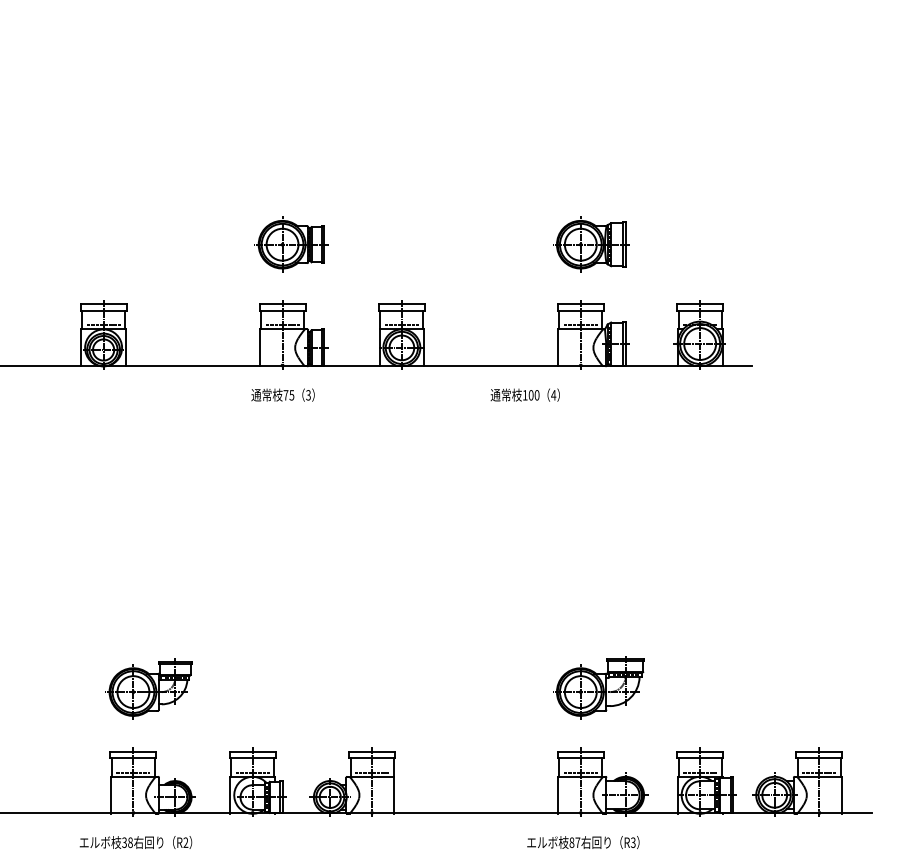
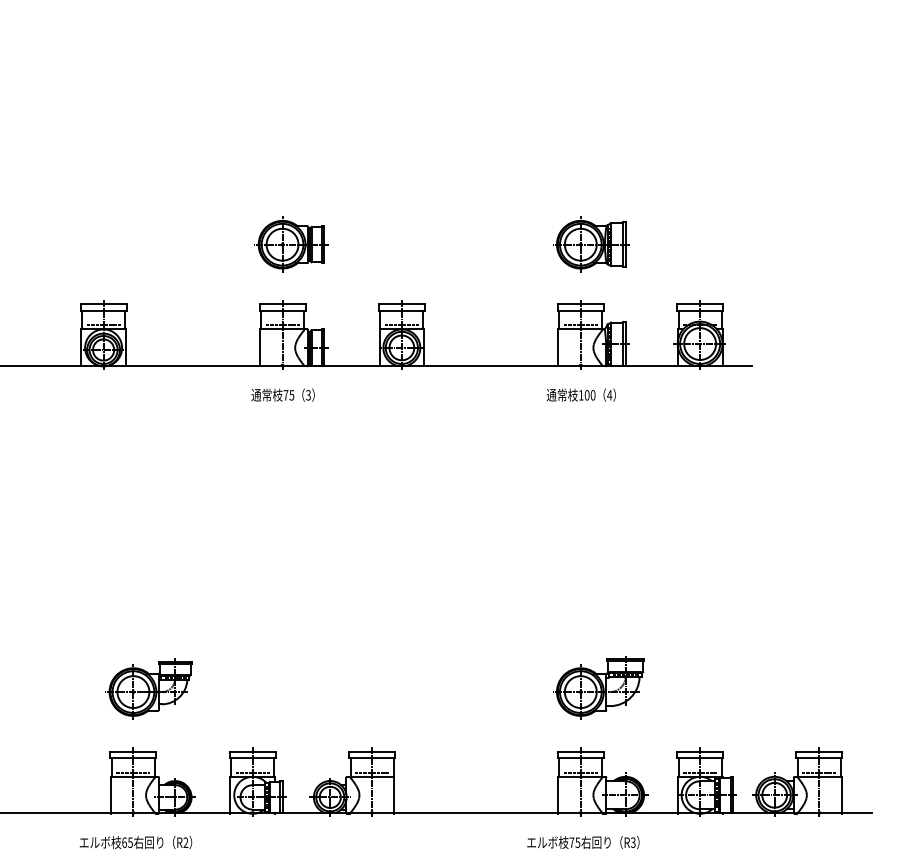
text position: (524, 394) -> (580, 394) (580, 394)
text: 38 -> 65 (127, 842)
text: 87 -> 75 (574, 842)
